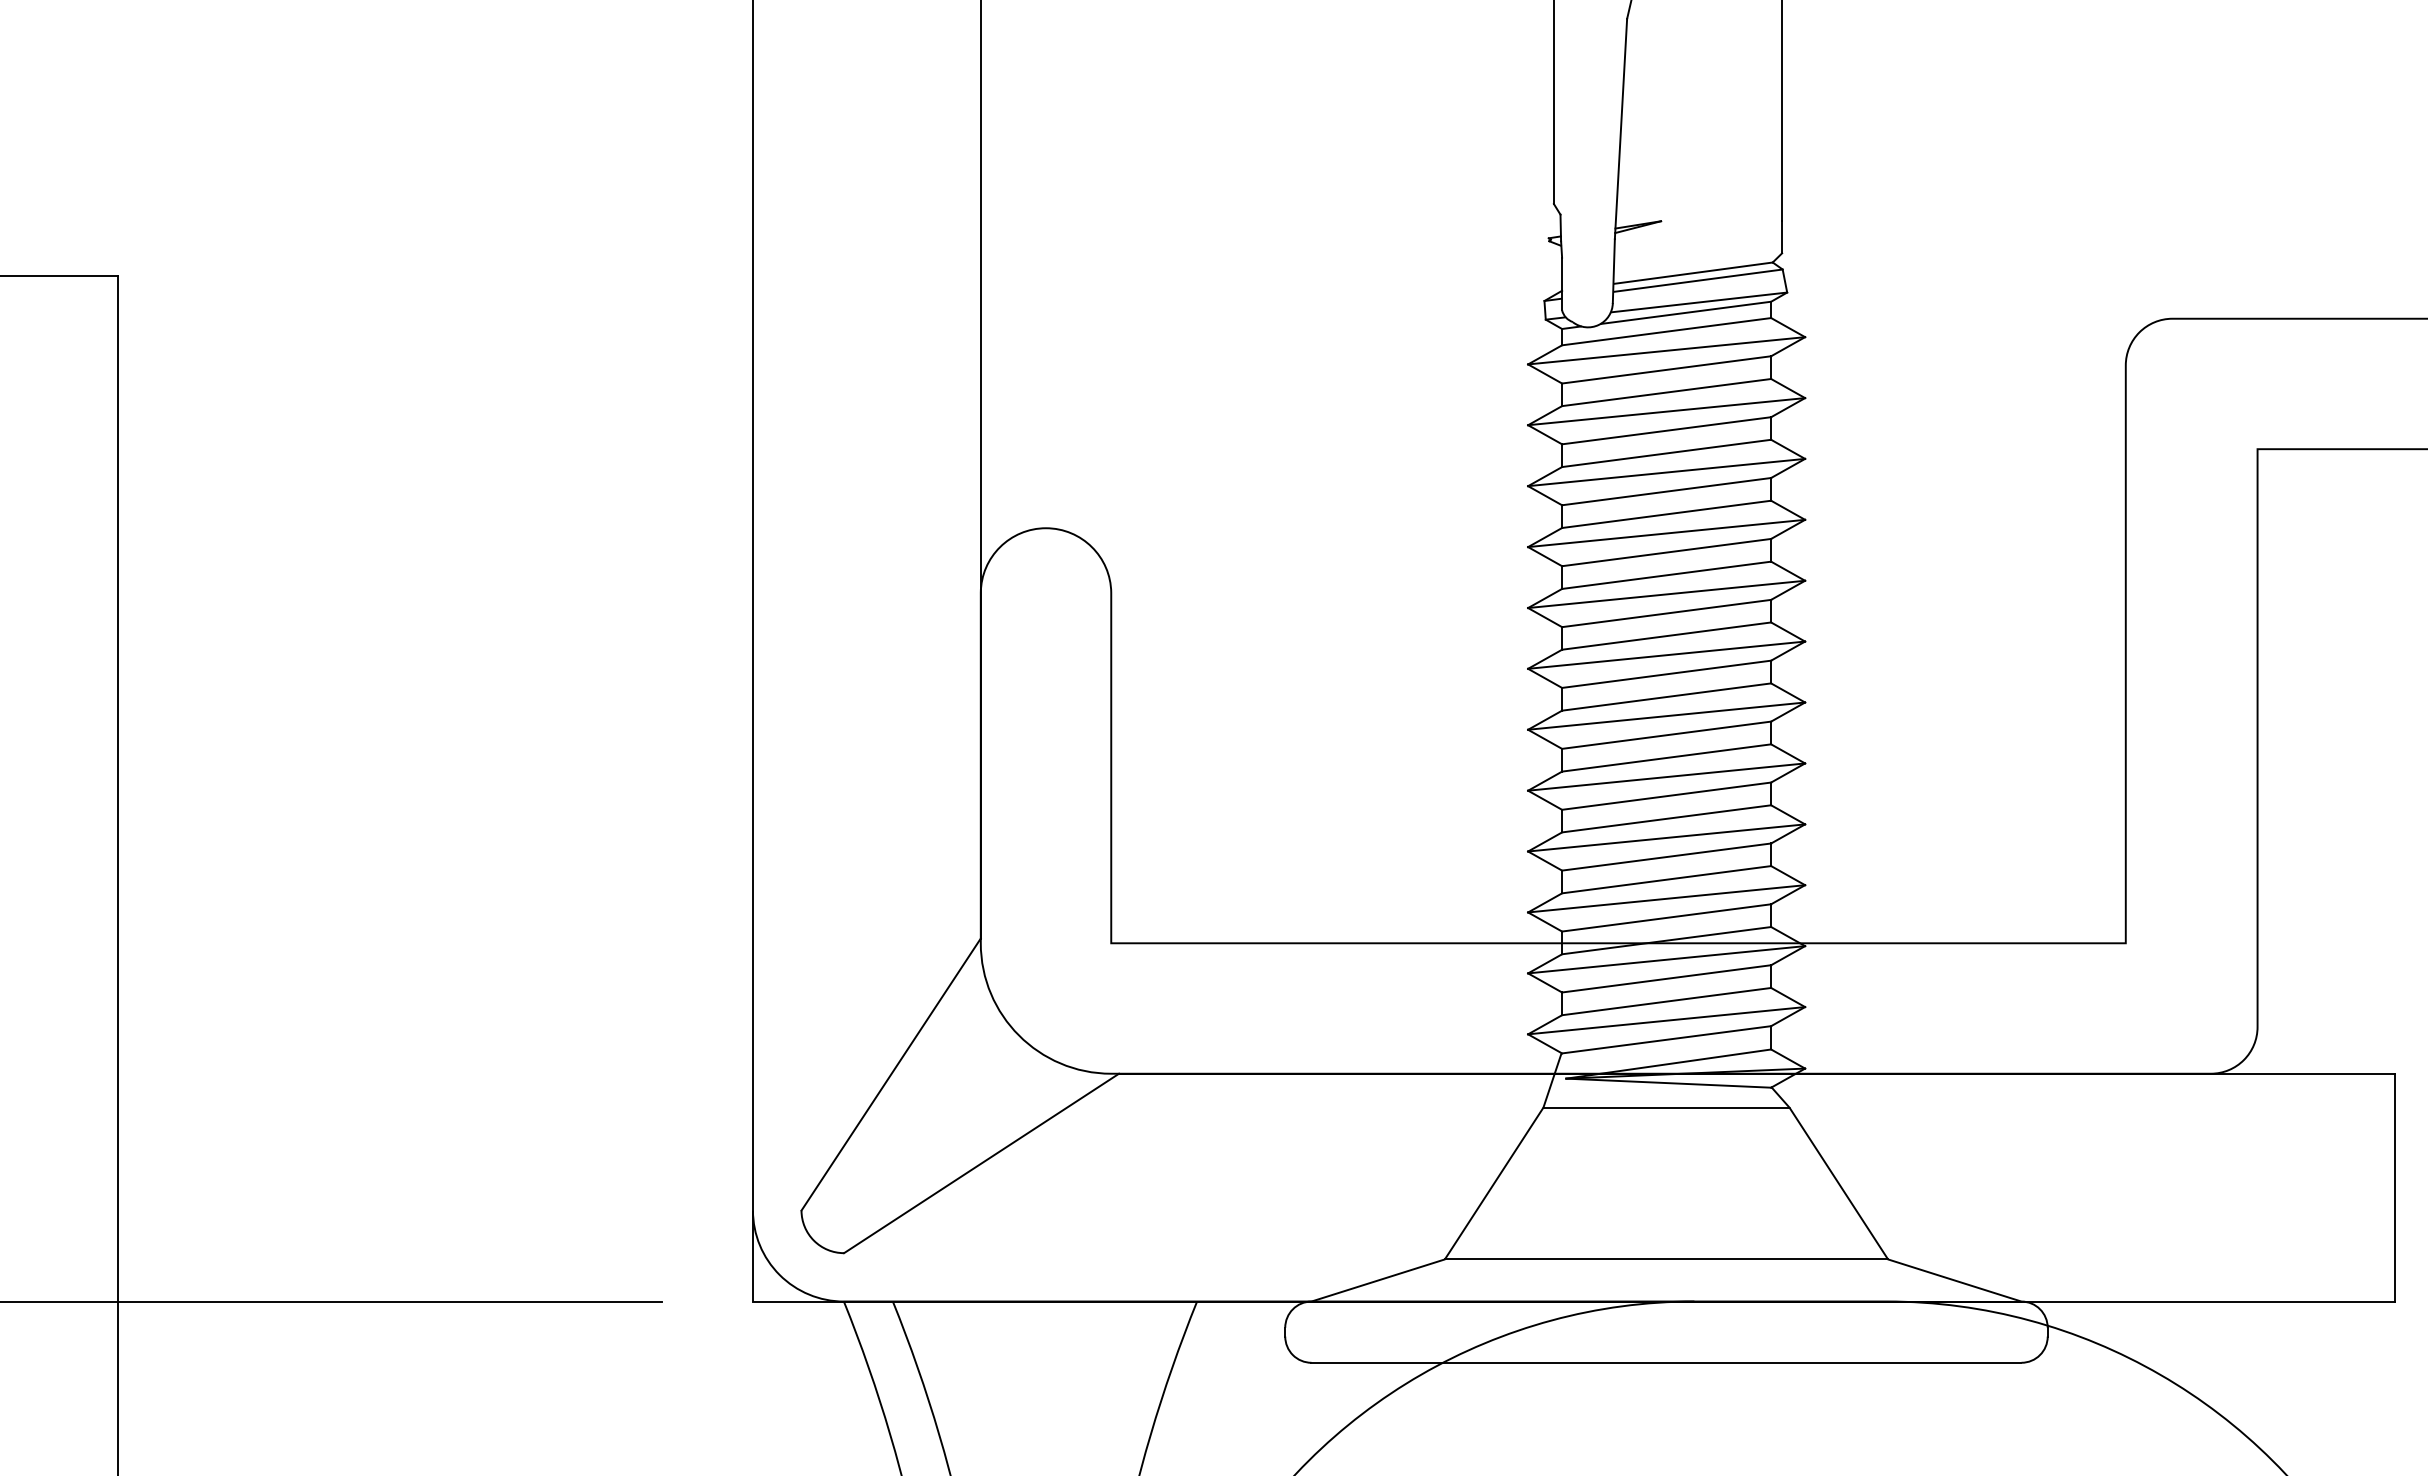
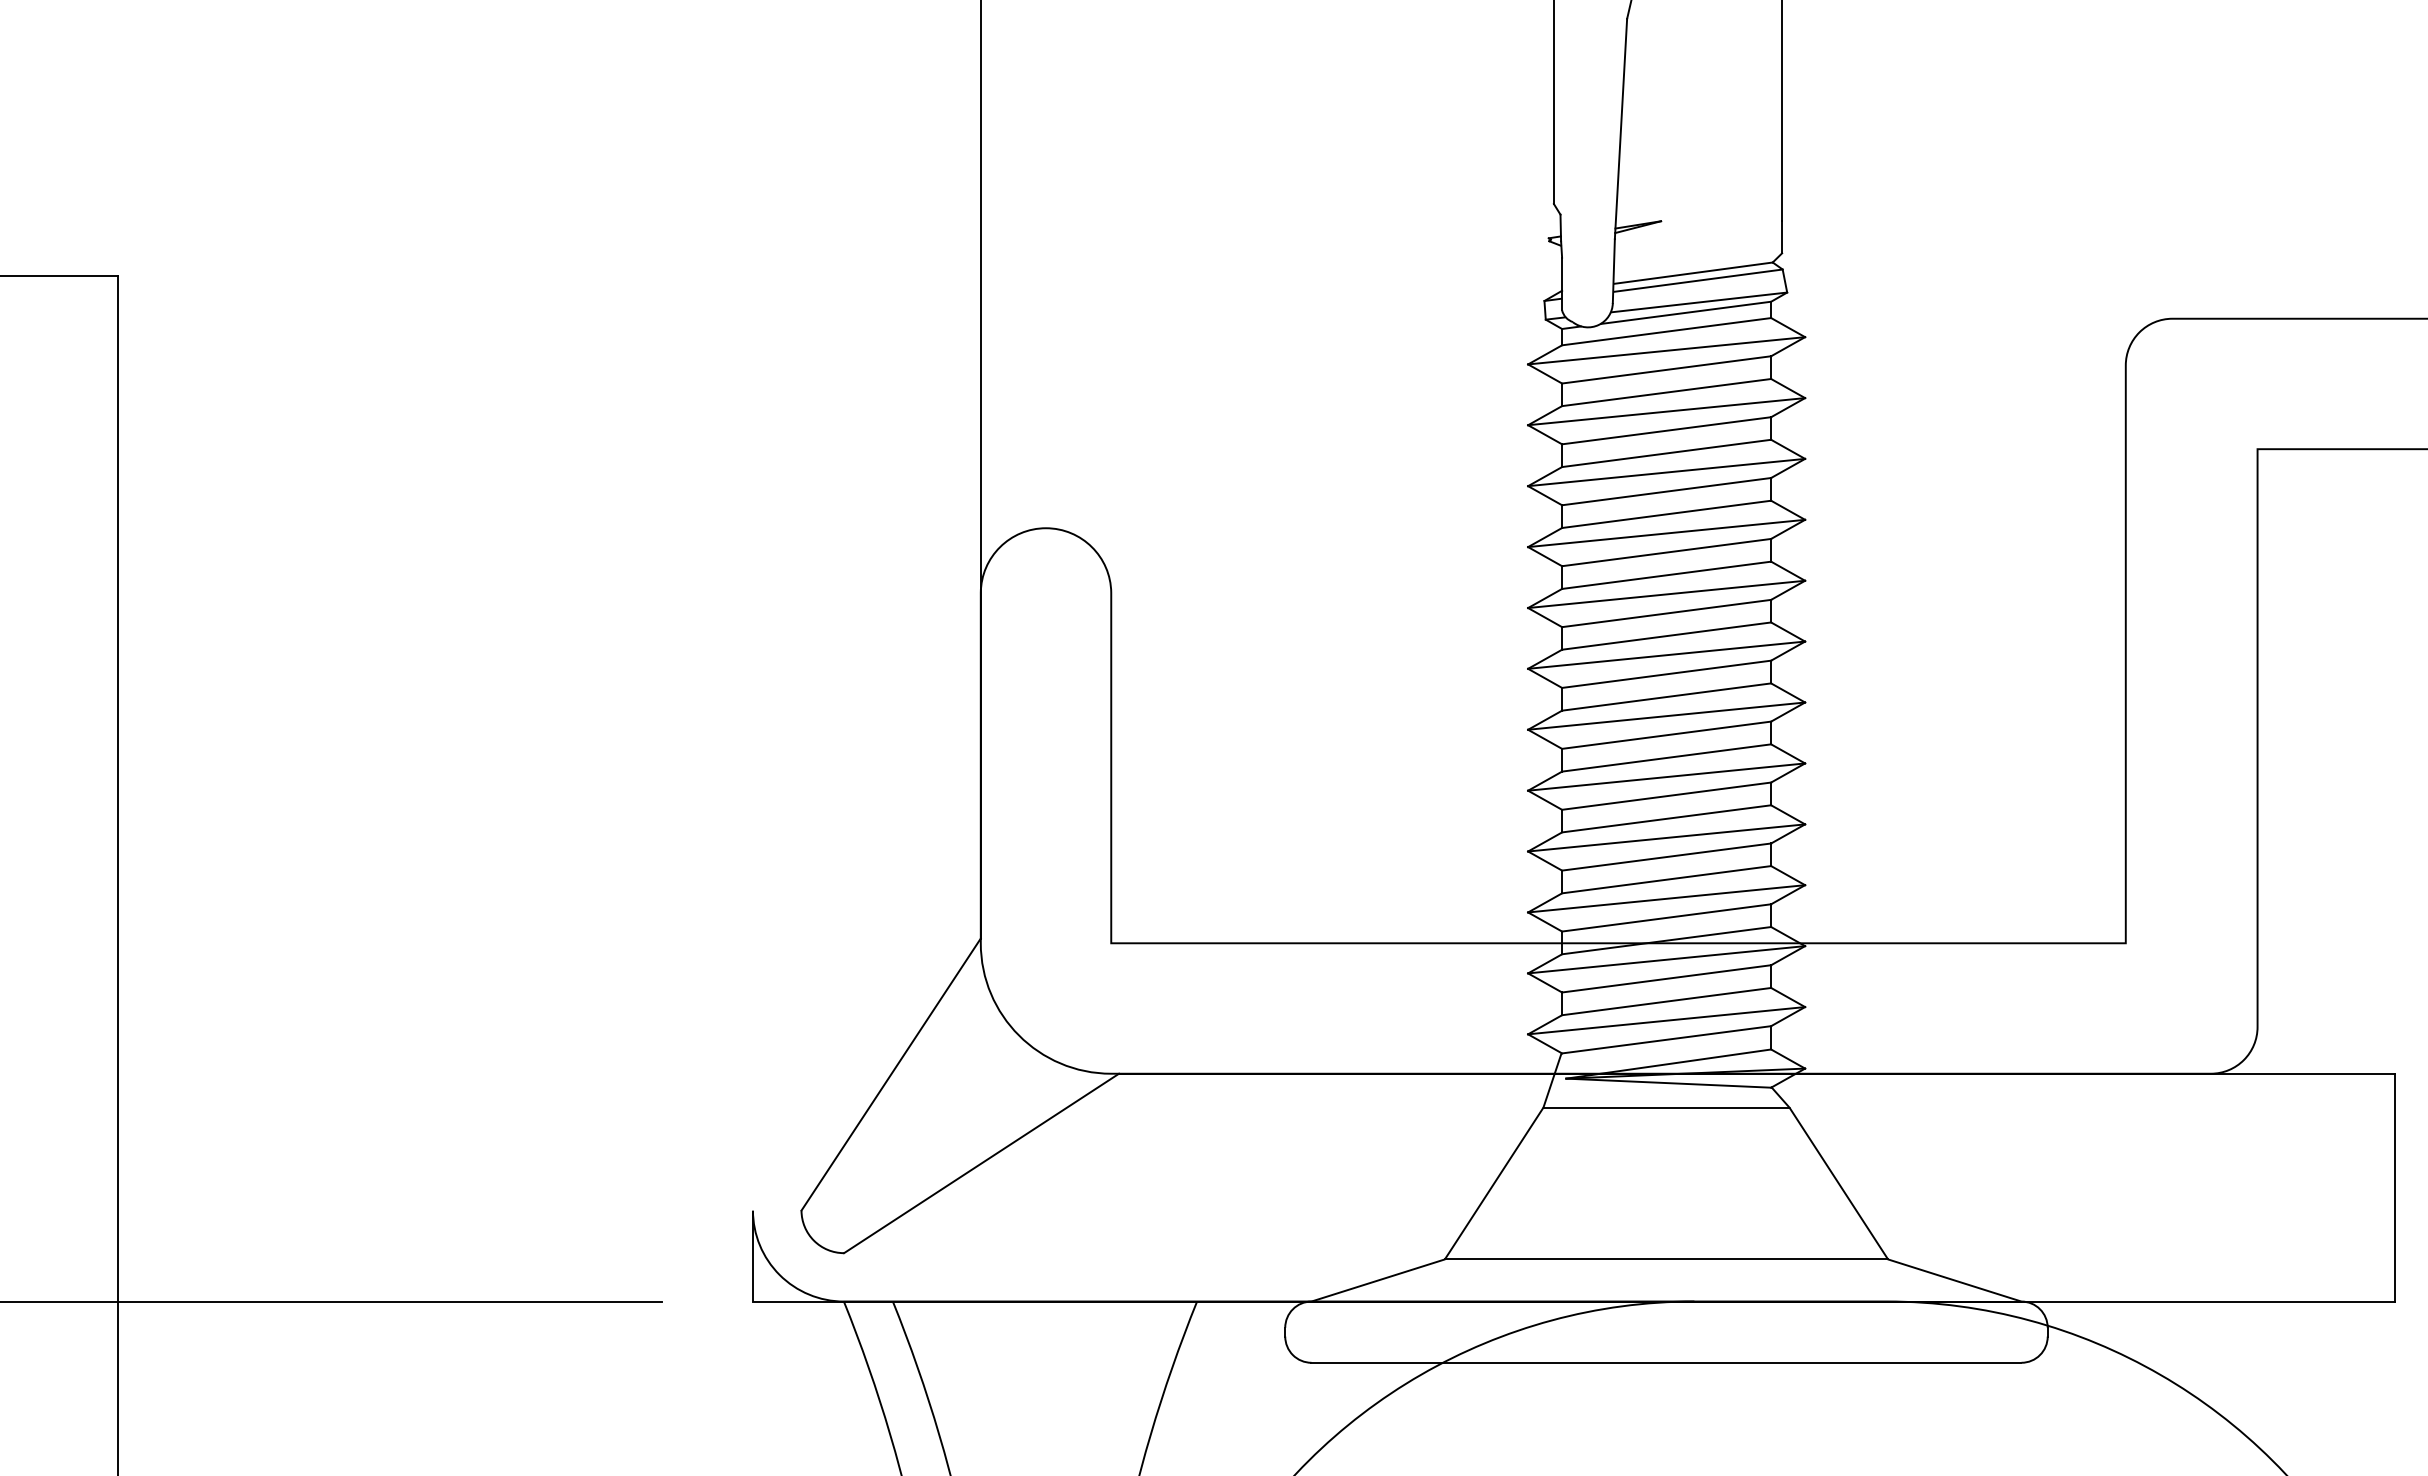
line: present -> none (752, 606)
